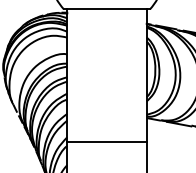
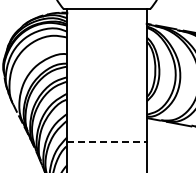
line: solid -> dashed (106, 141)
